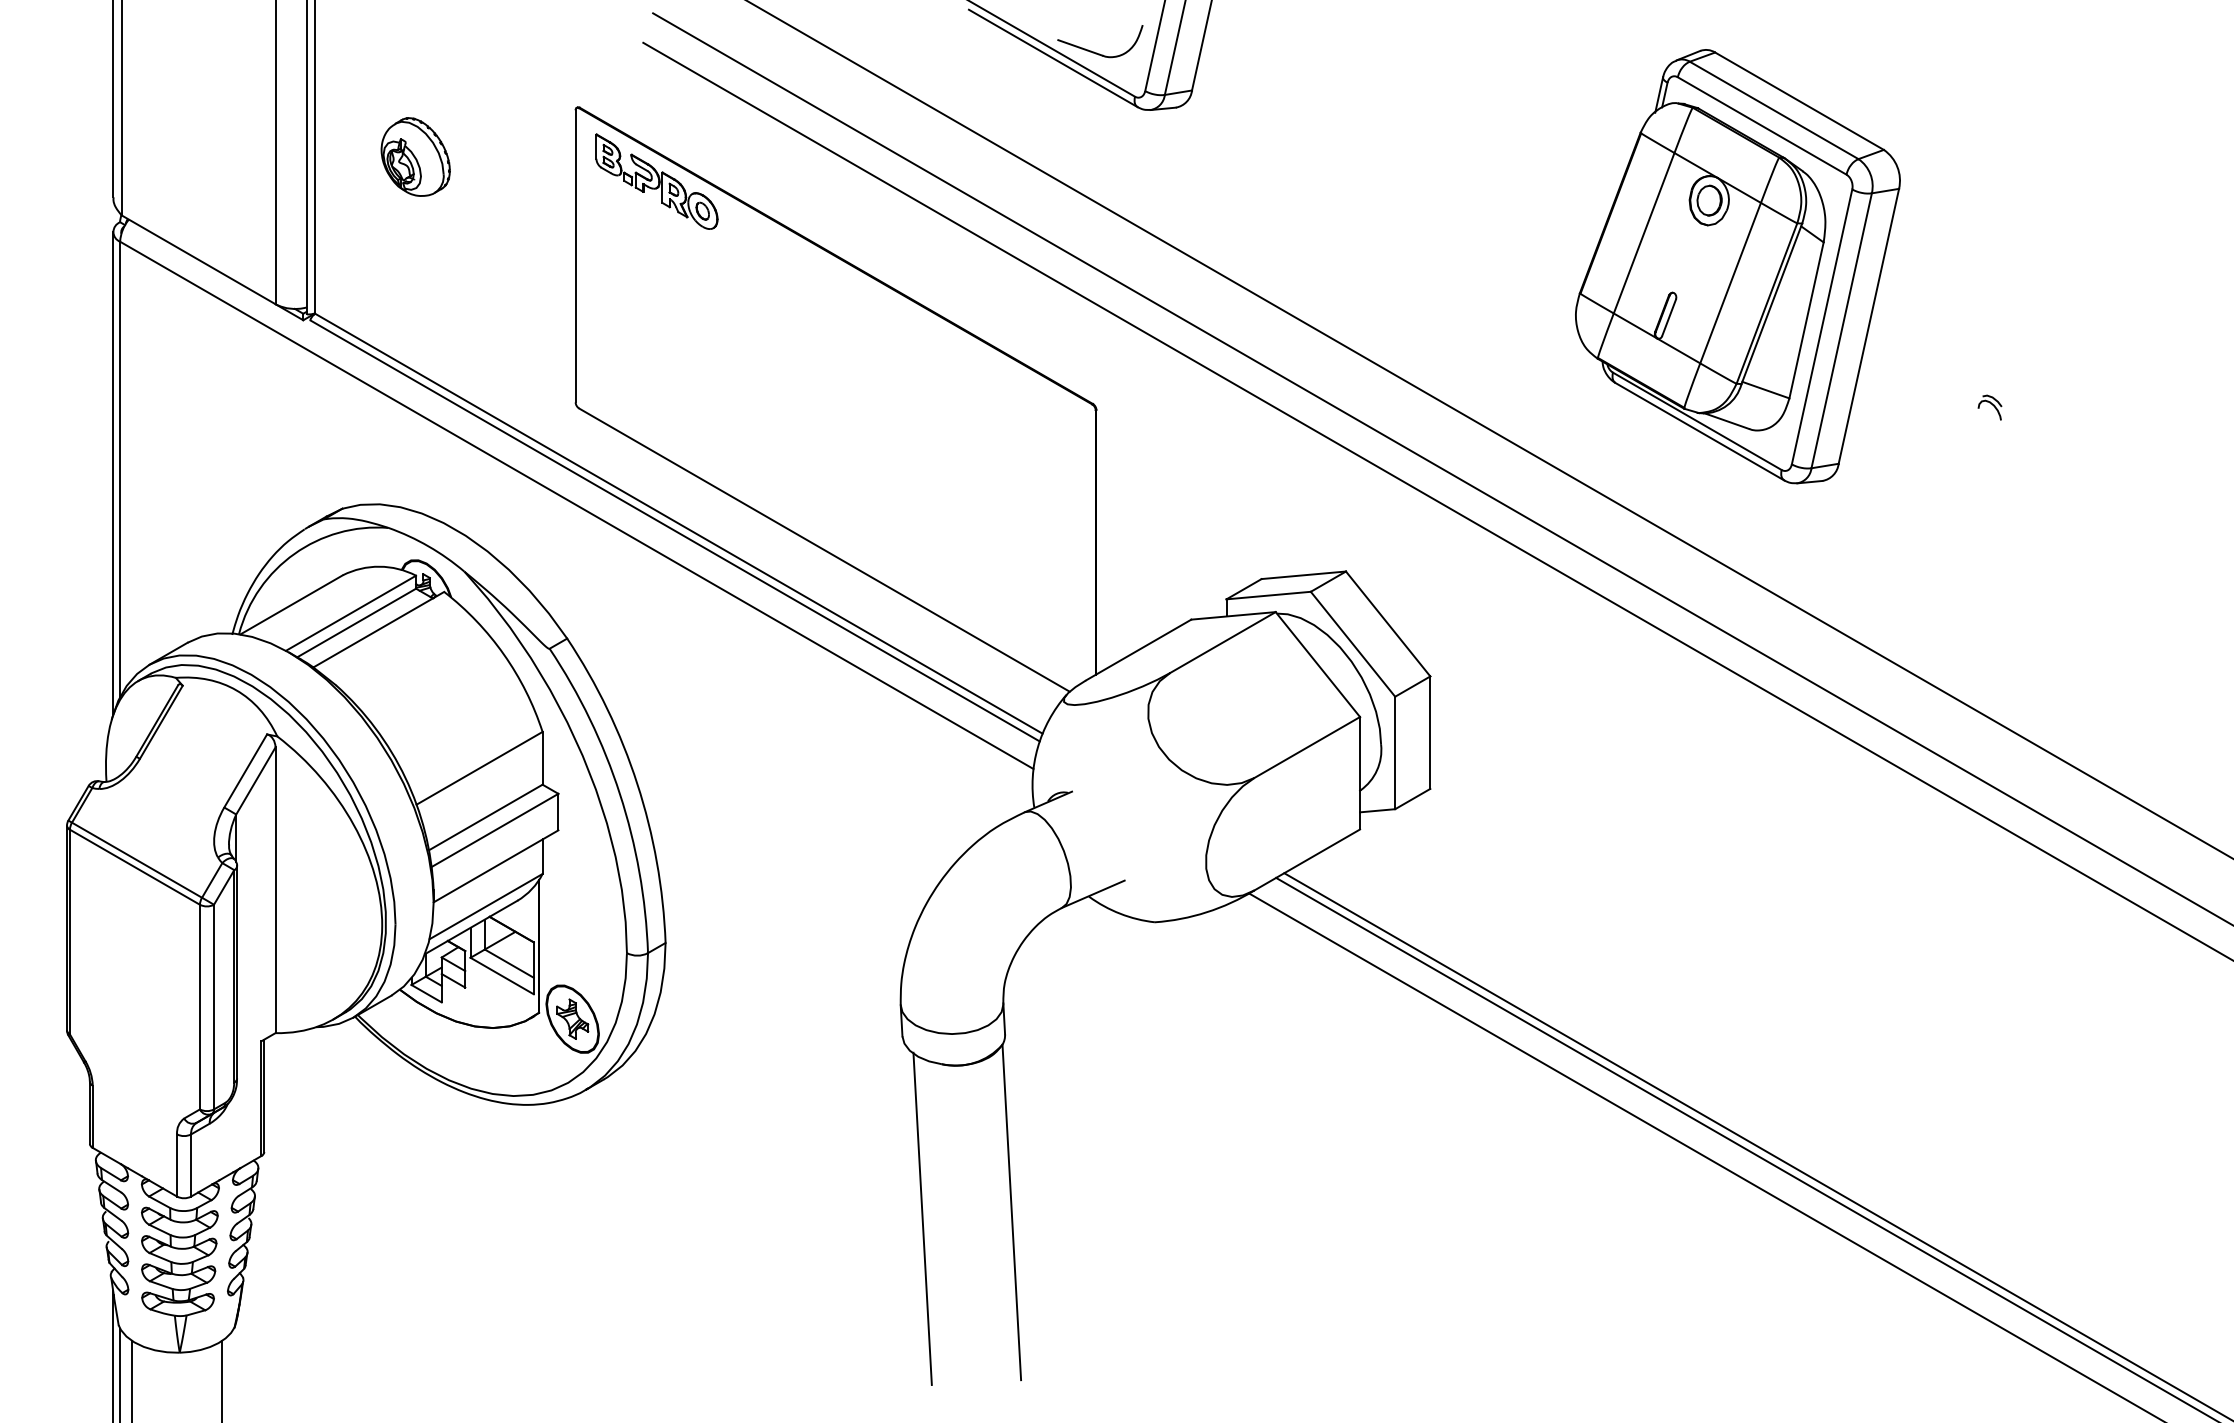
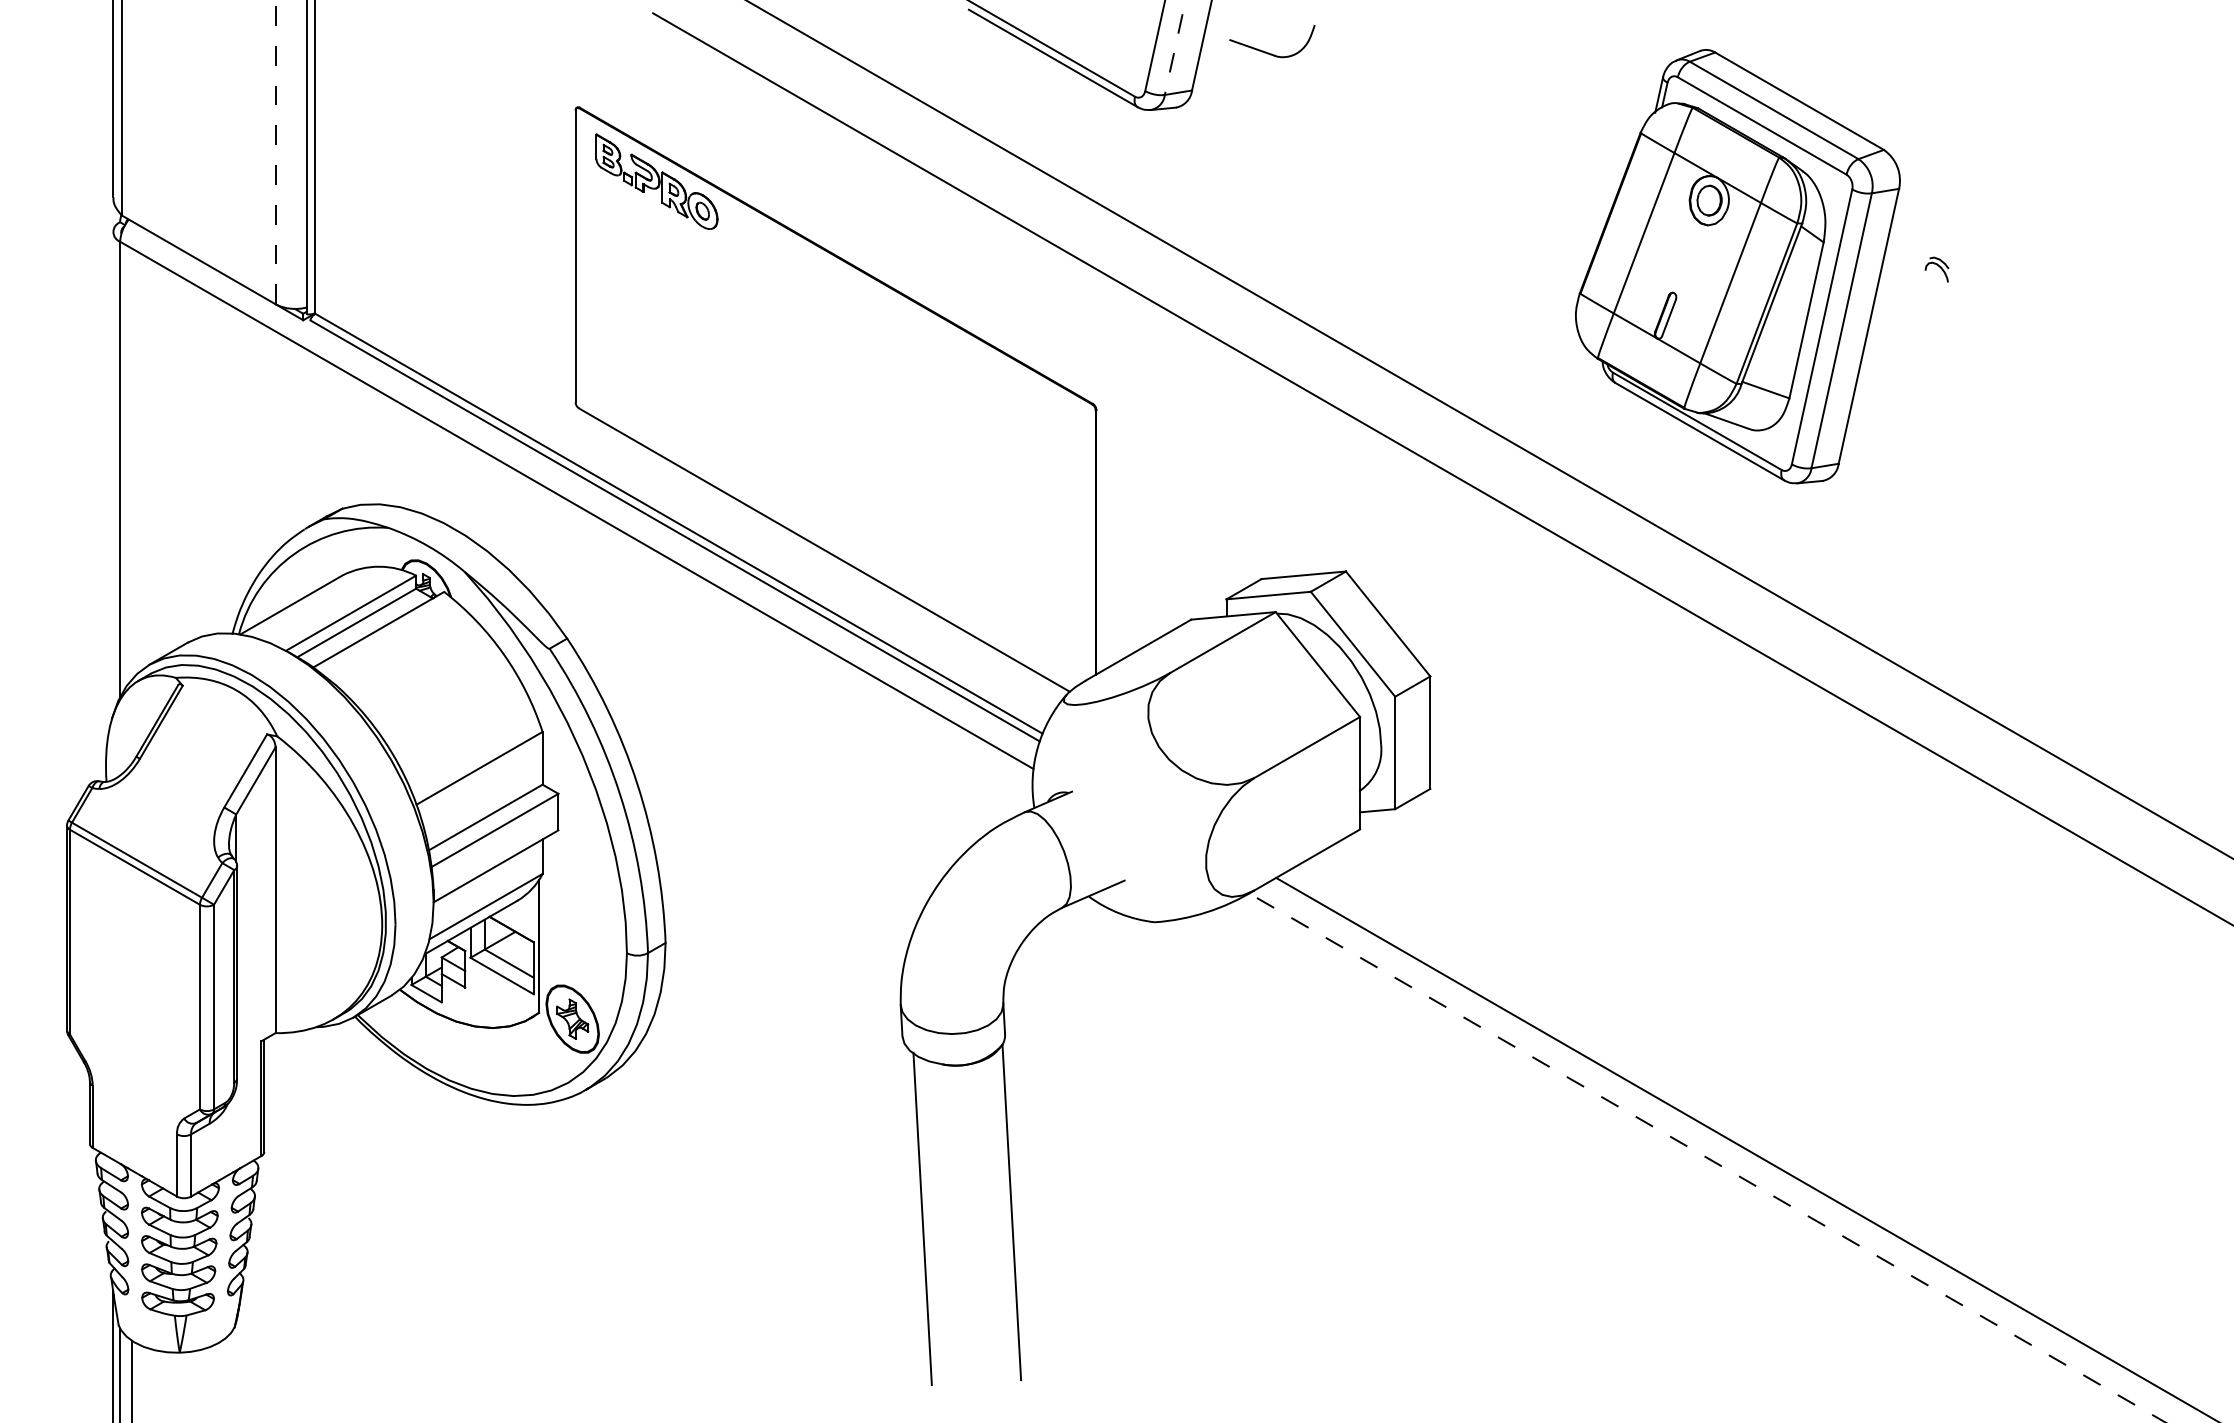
line: solid -> dashed (1175, 48)
part position: (1094, 51) -> (1266, 51) (1266, 51)
line: solid -> dashed (275, 152)
part: present -> none (415, 156)
part position: (1989, 407) -> (1936, 269) (1936, 269)
line: present -> none (113, 473)
line: present -> none (1436, 500)
line: present -> none (1757, 1146)
line: solid -> dashed (1707, 1157)
line: present -> none (221, 1380)
